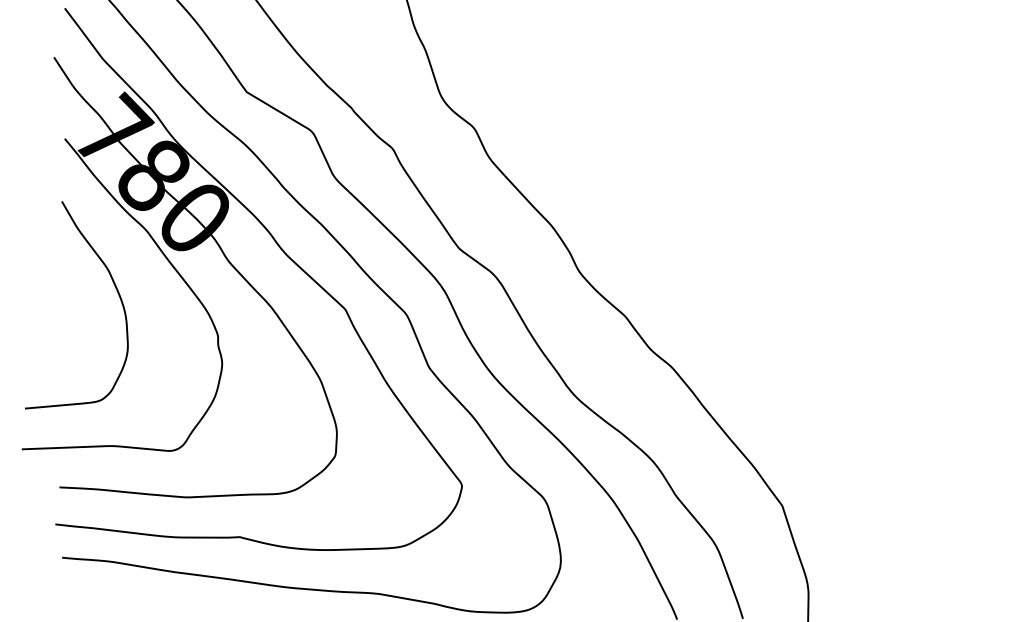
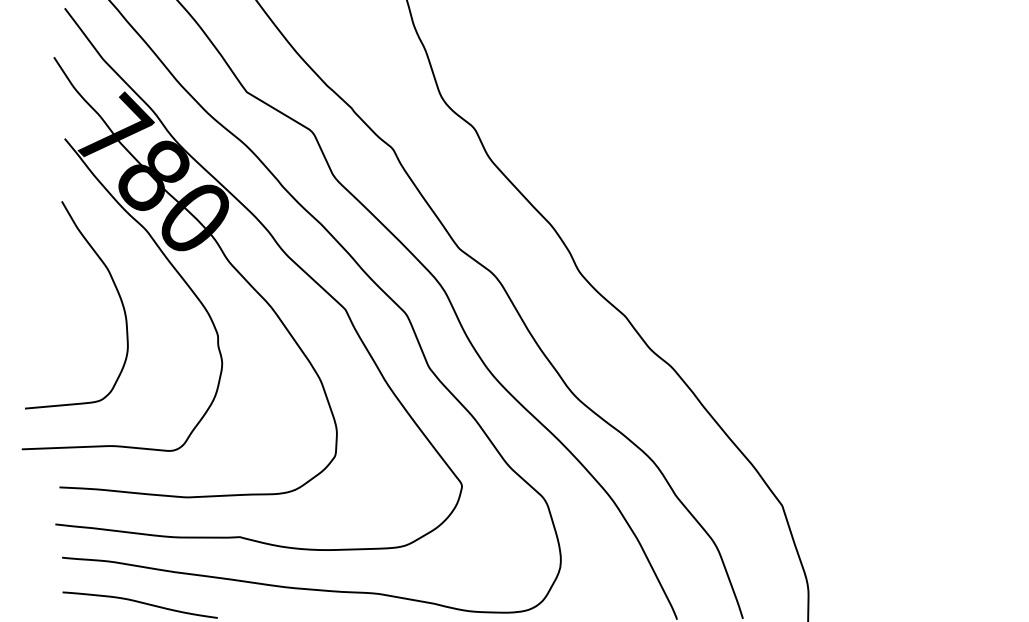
curve: none -> present (140, 603)
